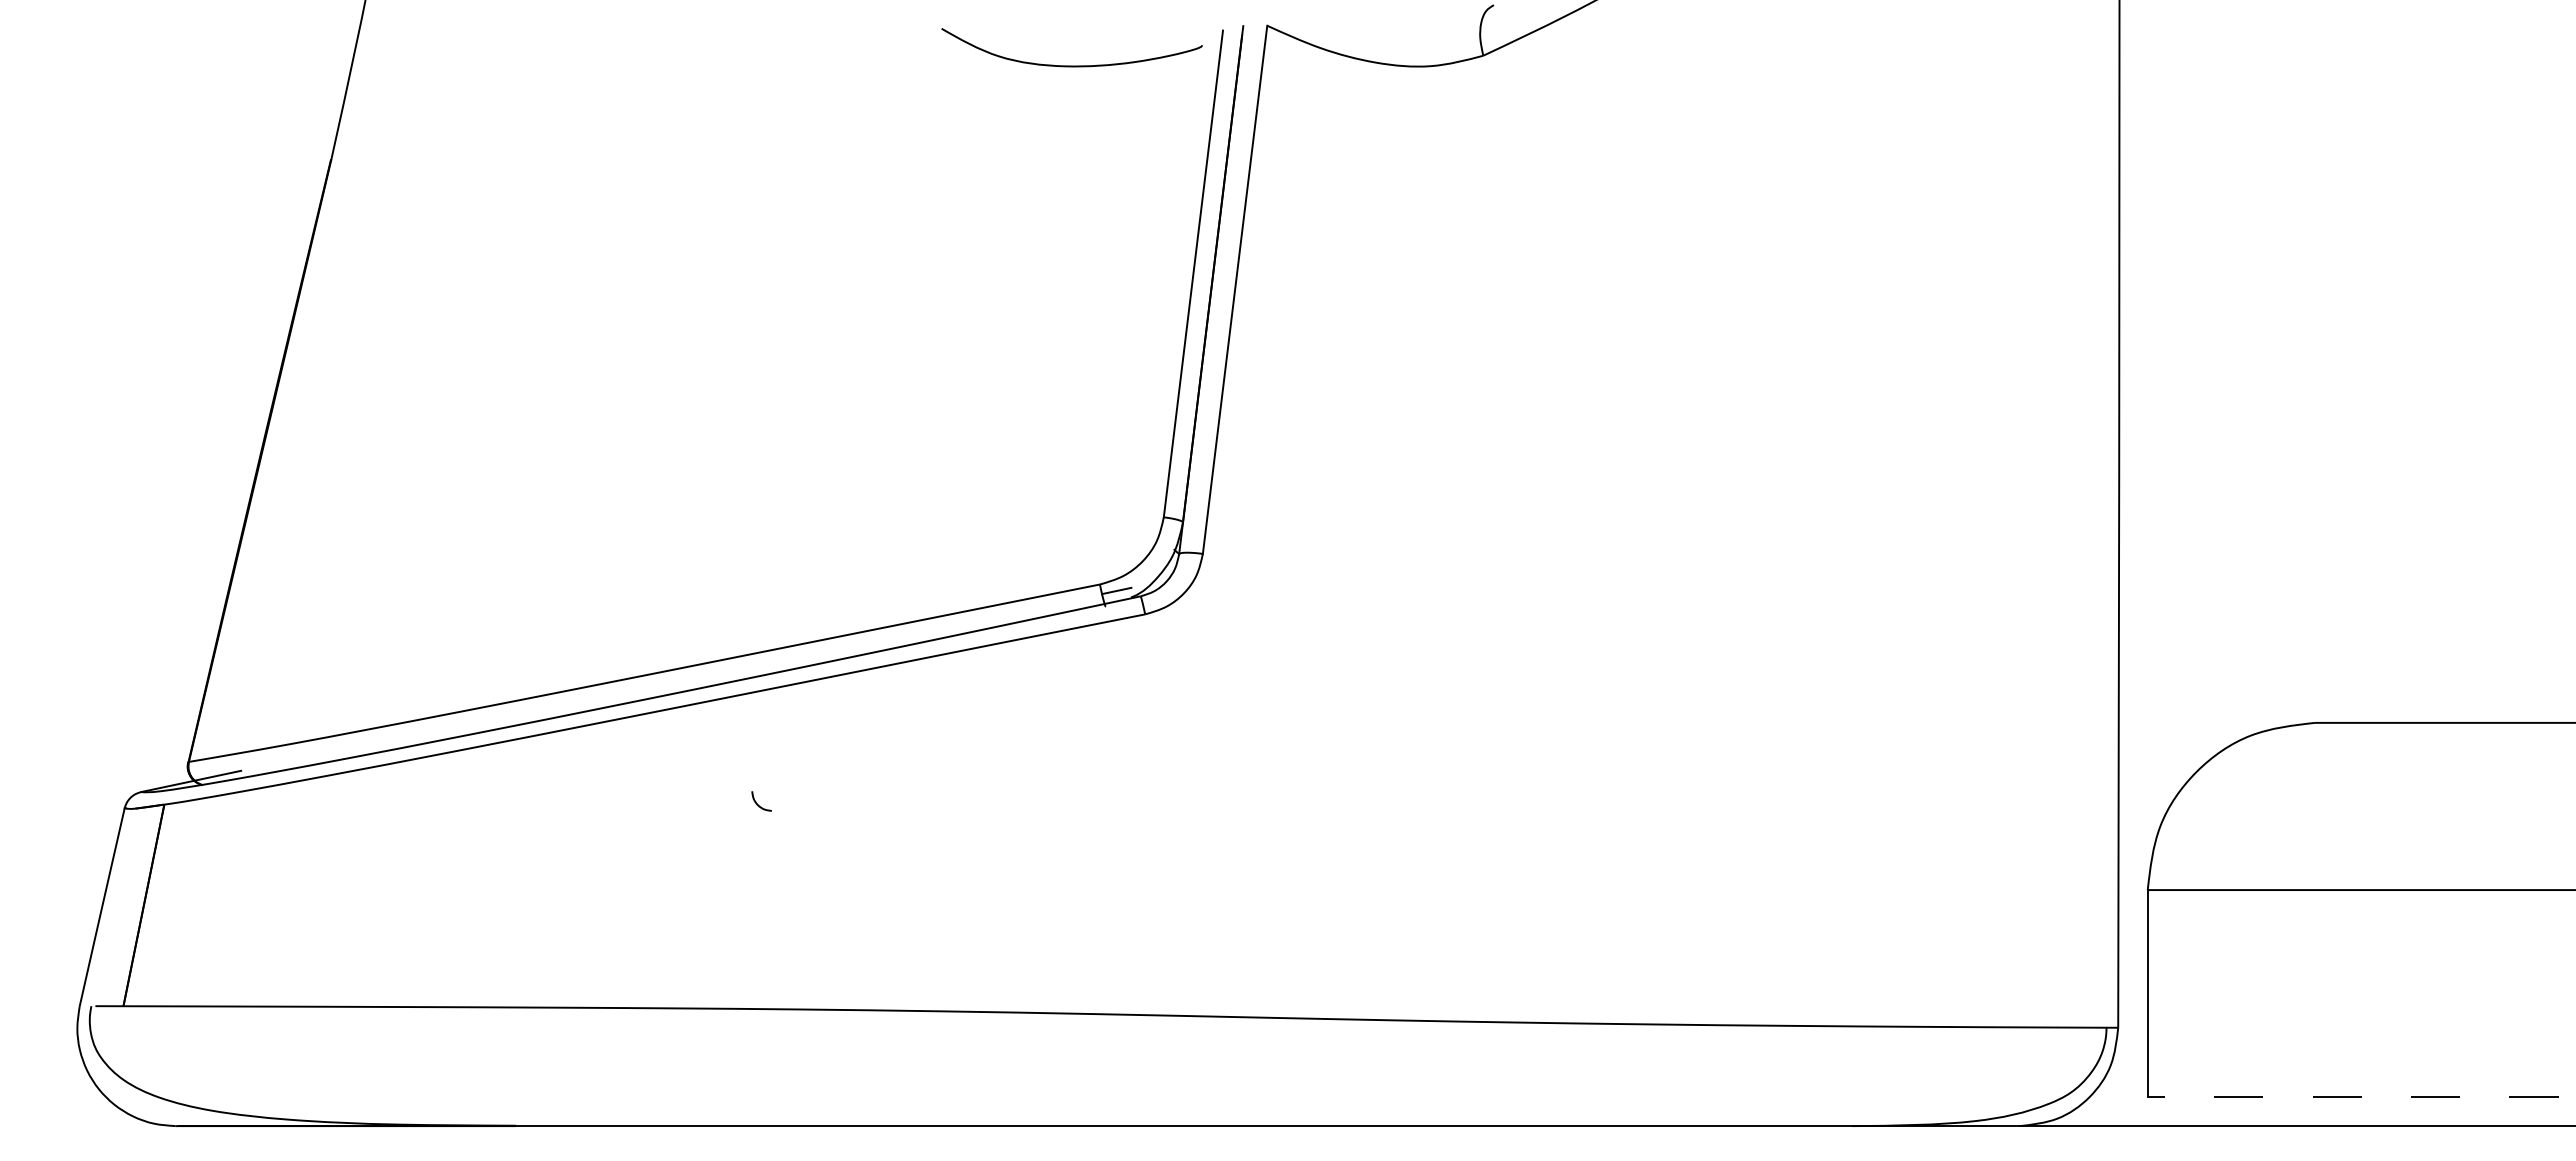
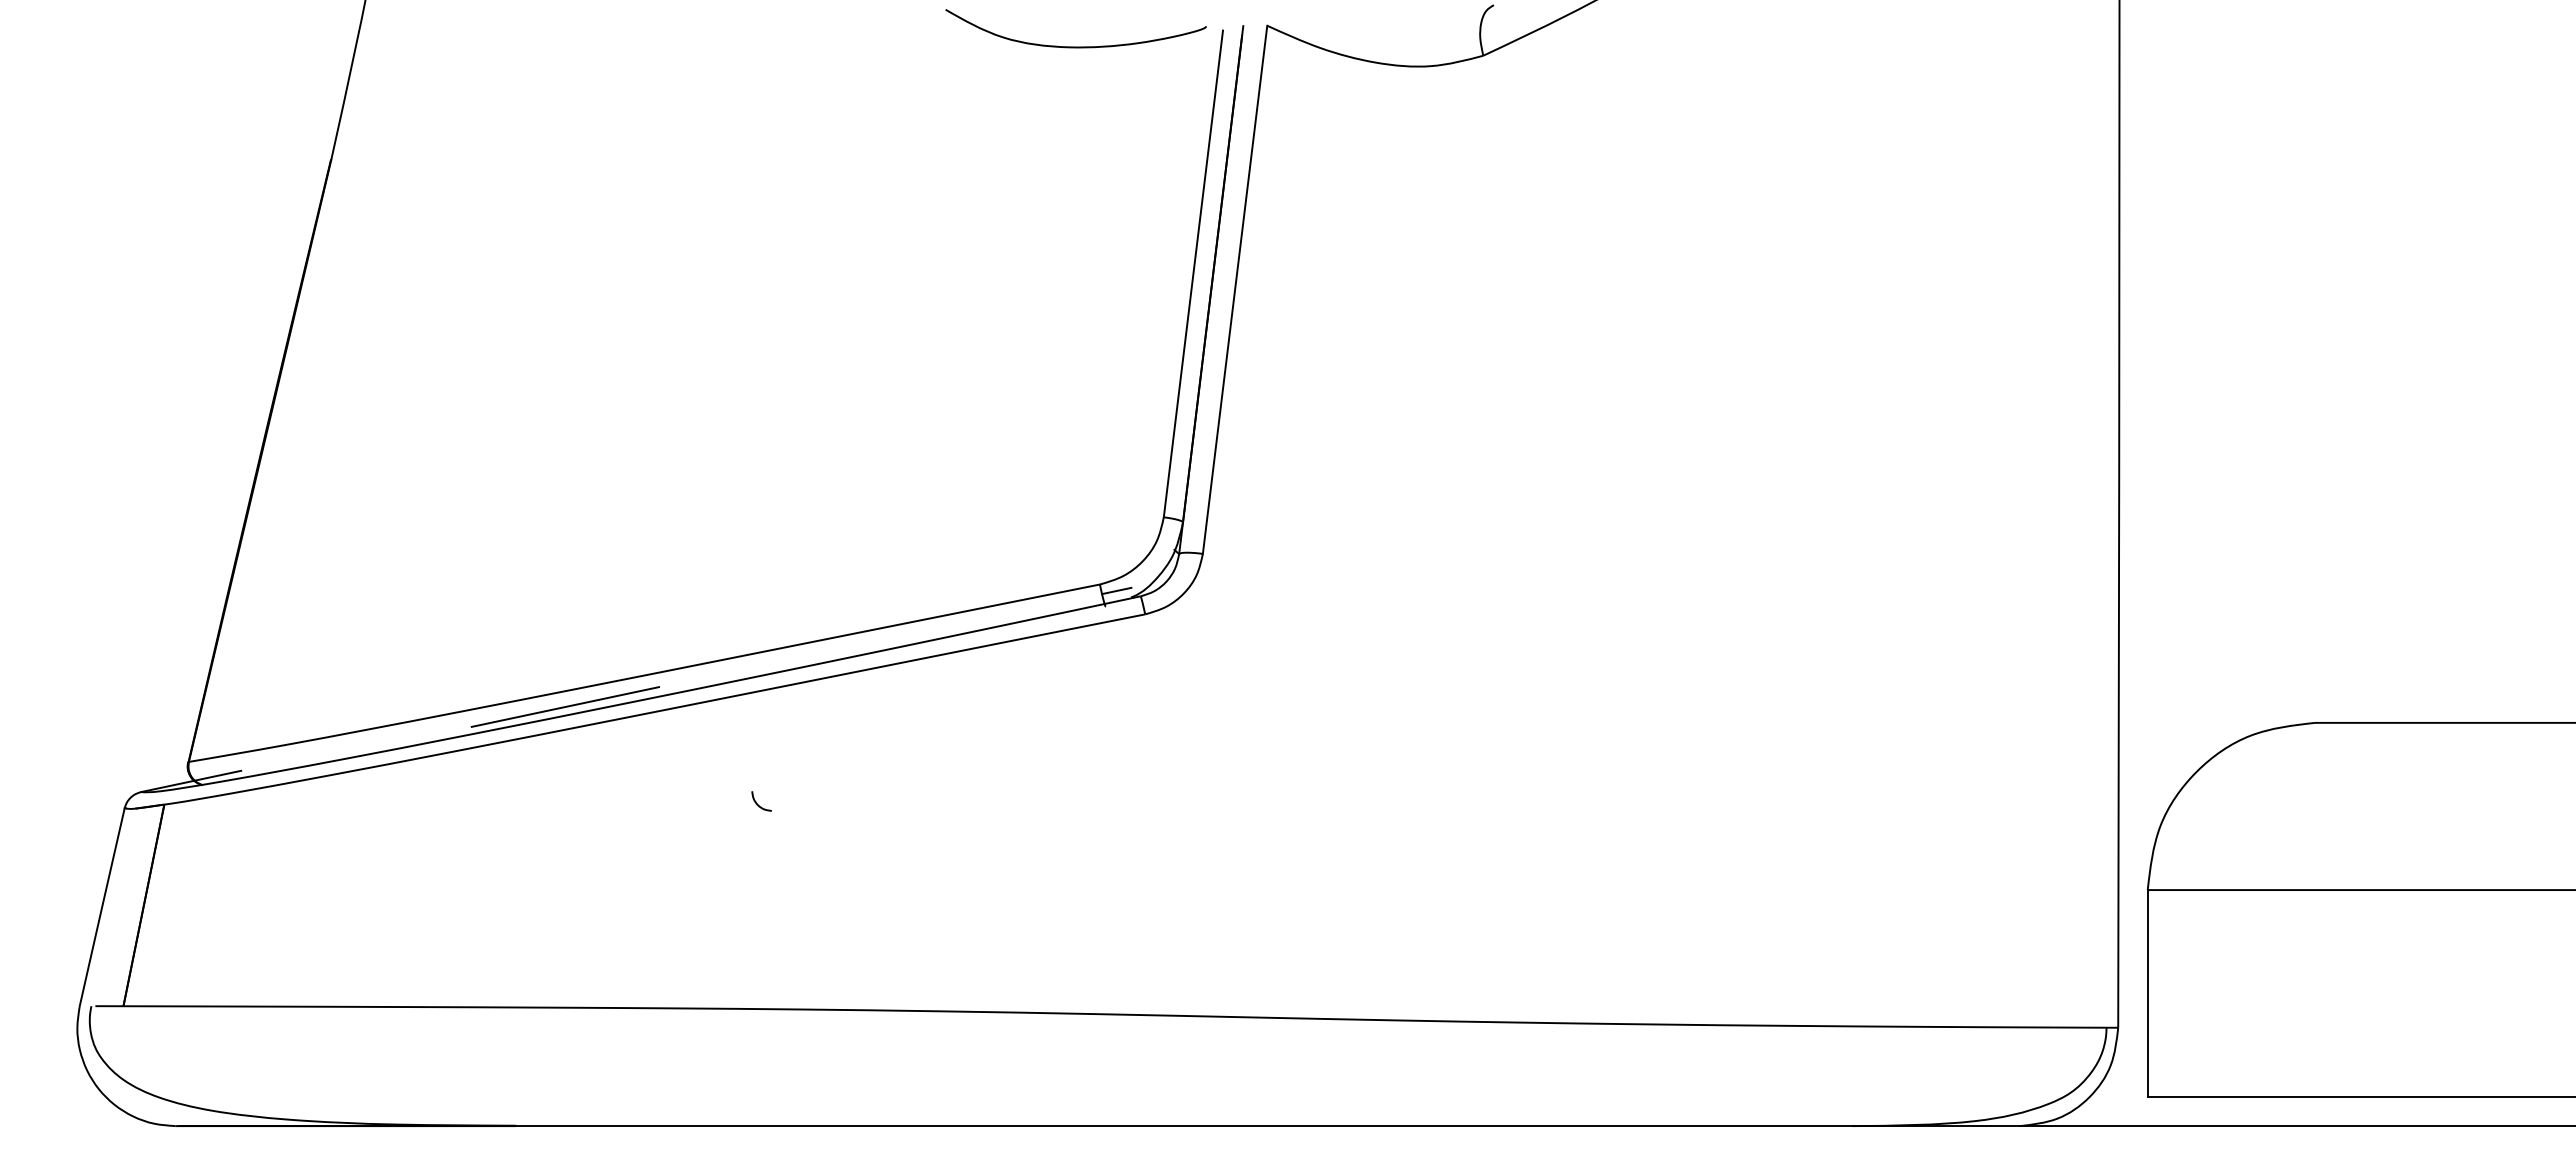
curve position: (1071, 65) -> (1075, 46) (1075, 46)
line: none -> present (565, 706)
line: dashed -> solid (2361, 1096)
